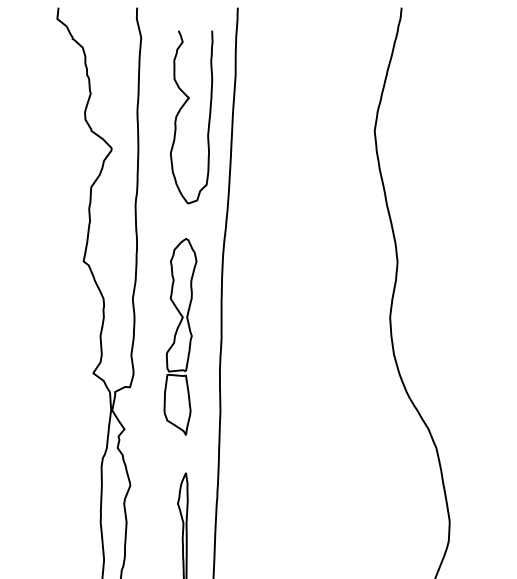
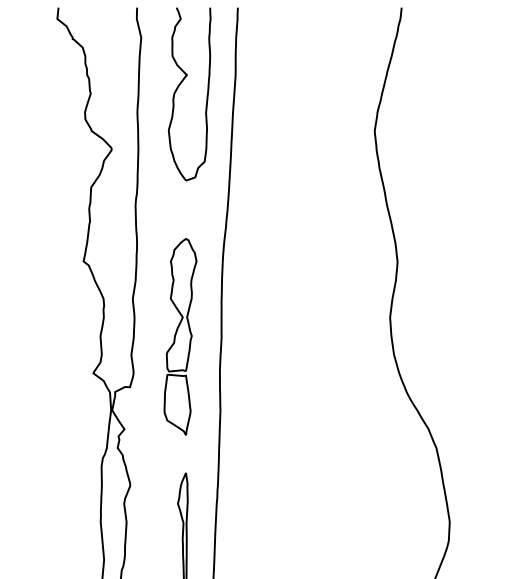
part position: (180, 111) -> (178, 88) (178, 88)
